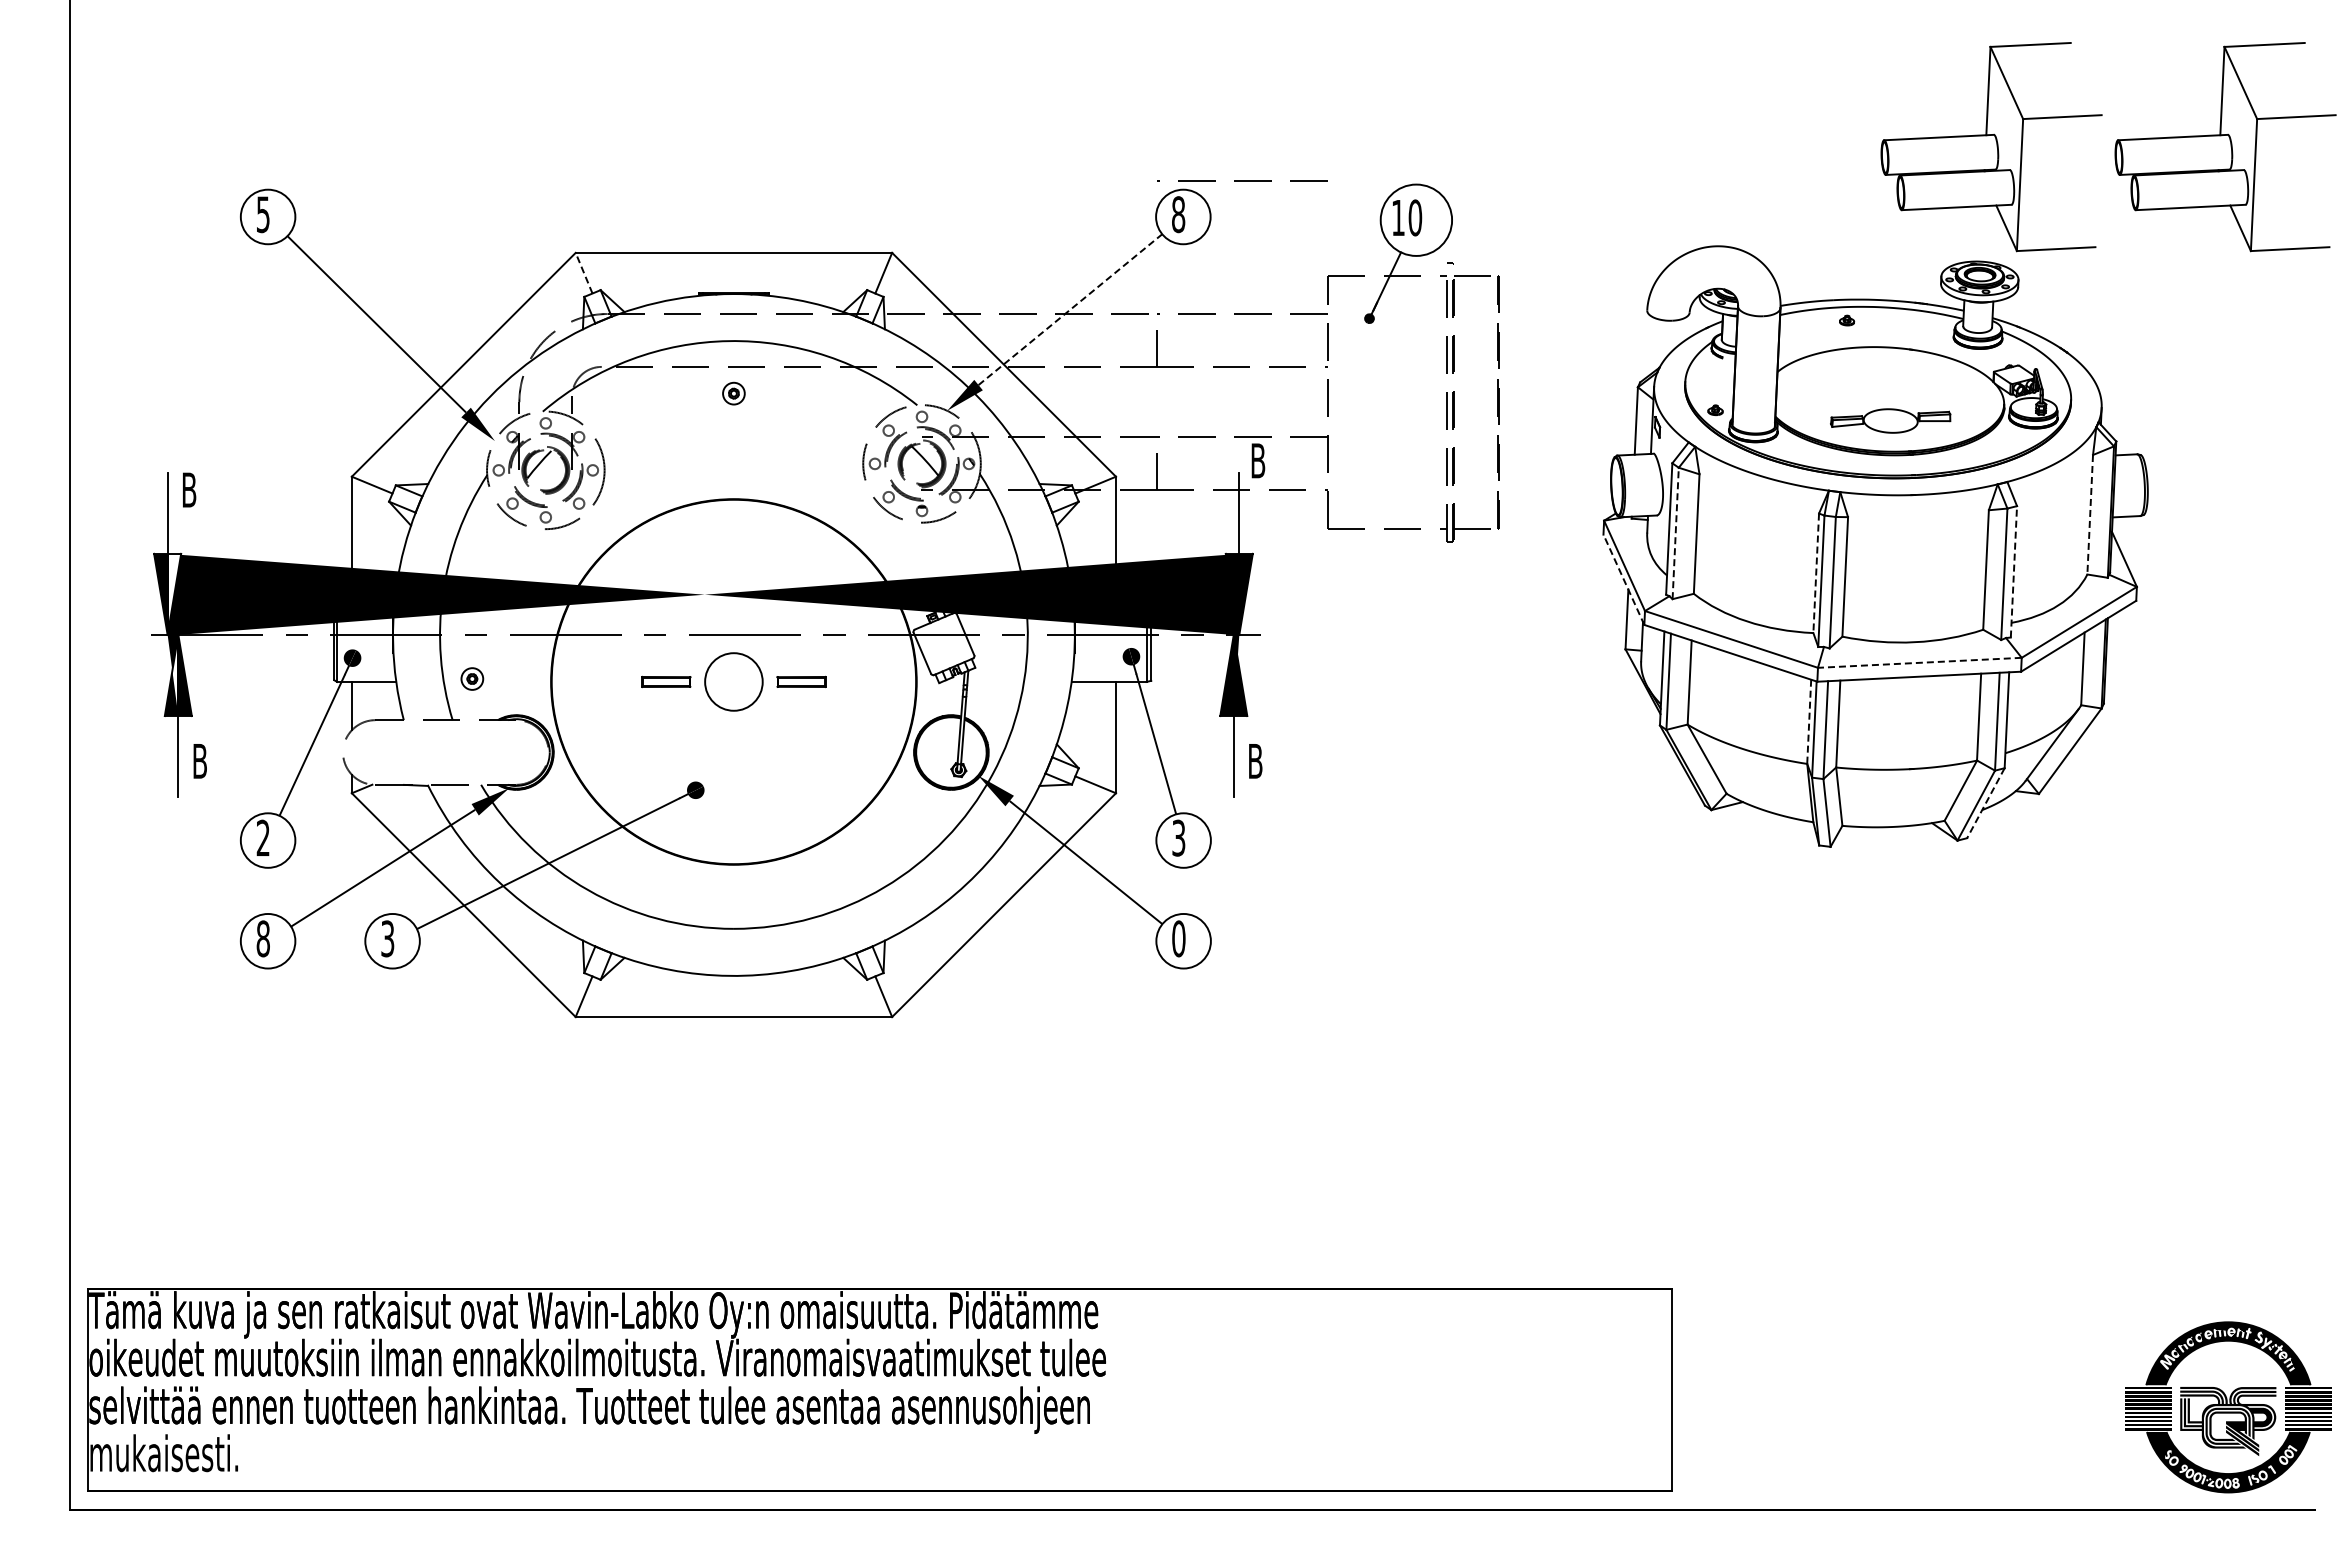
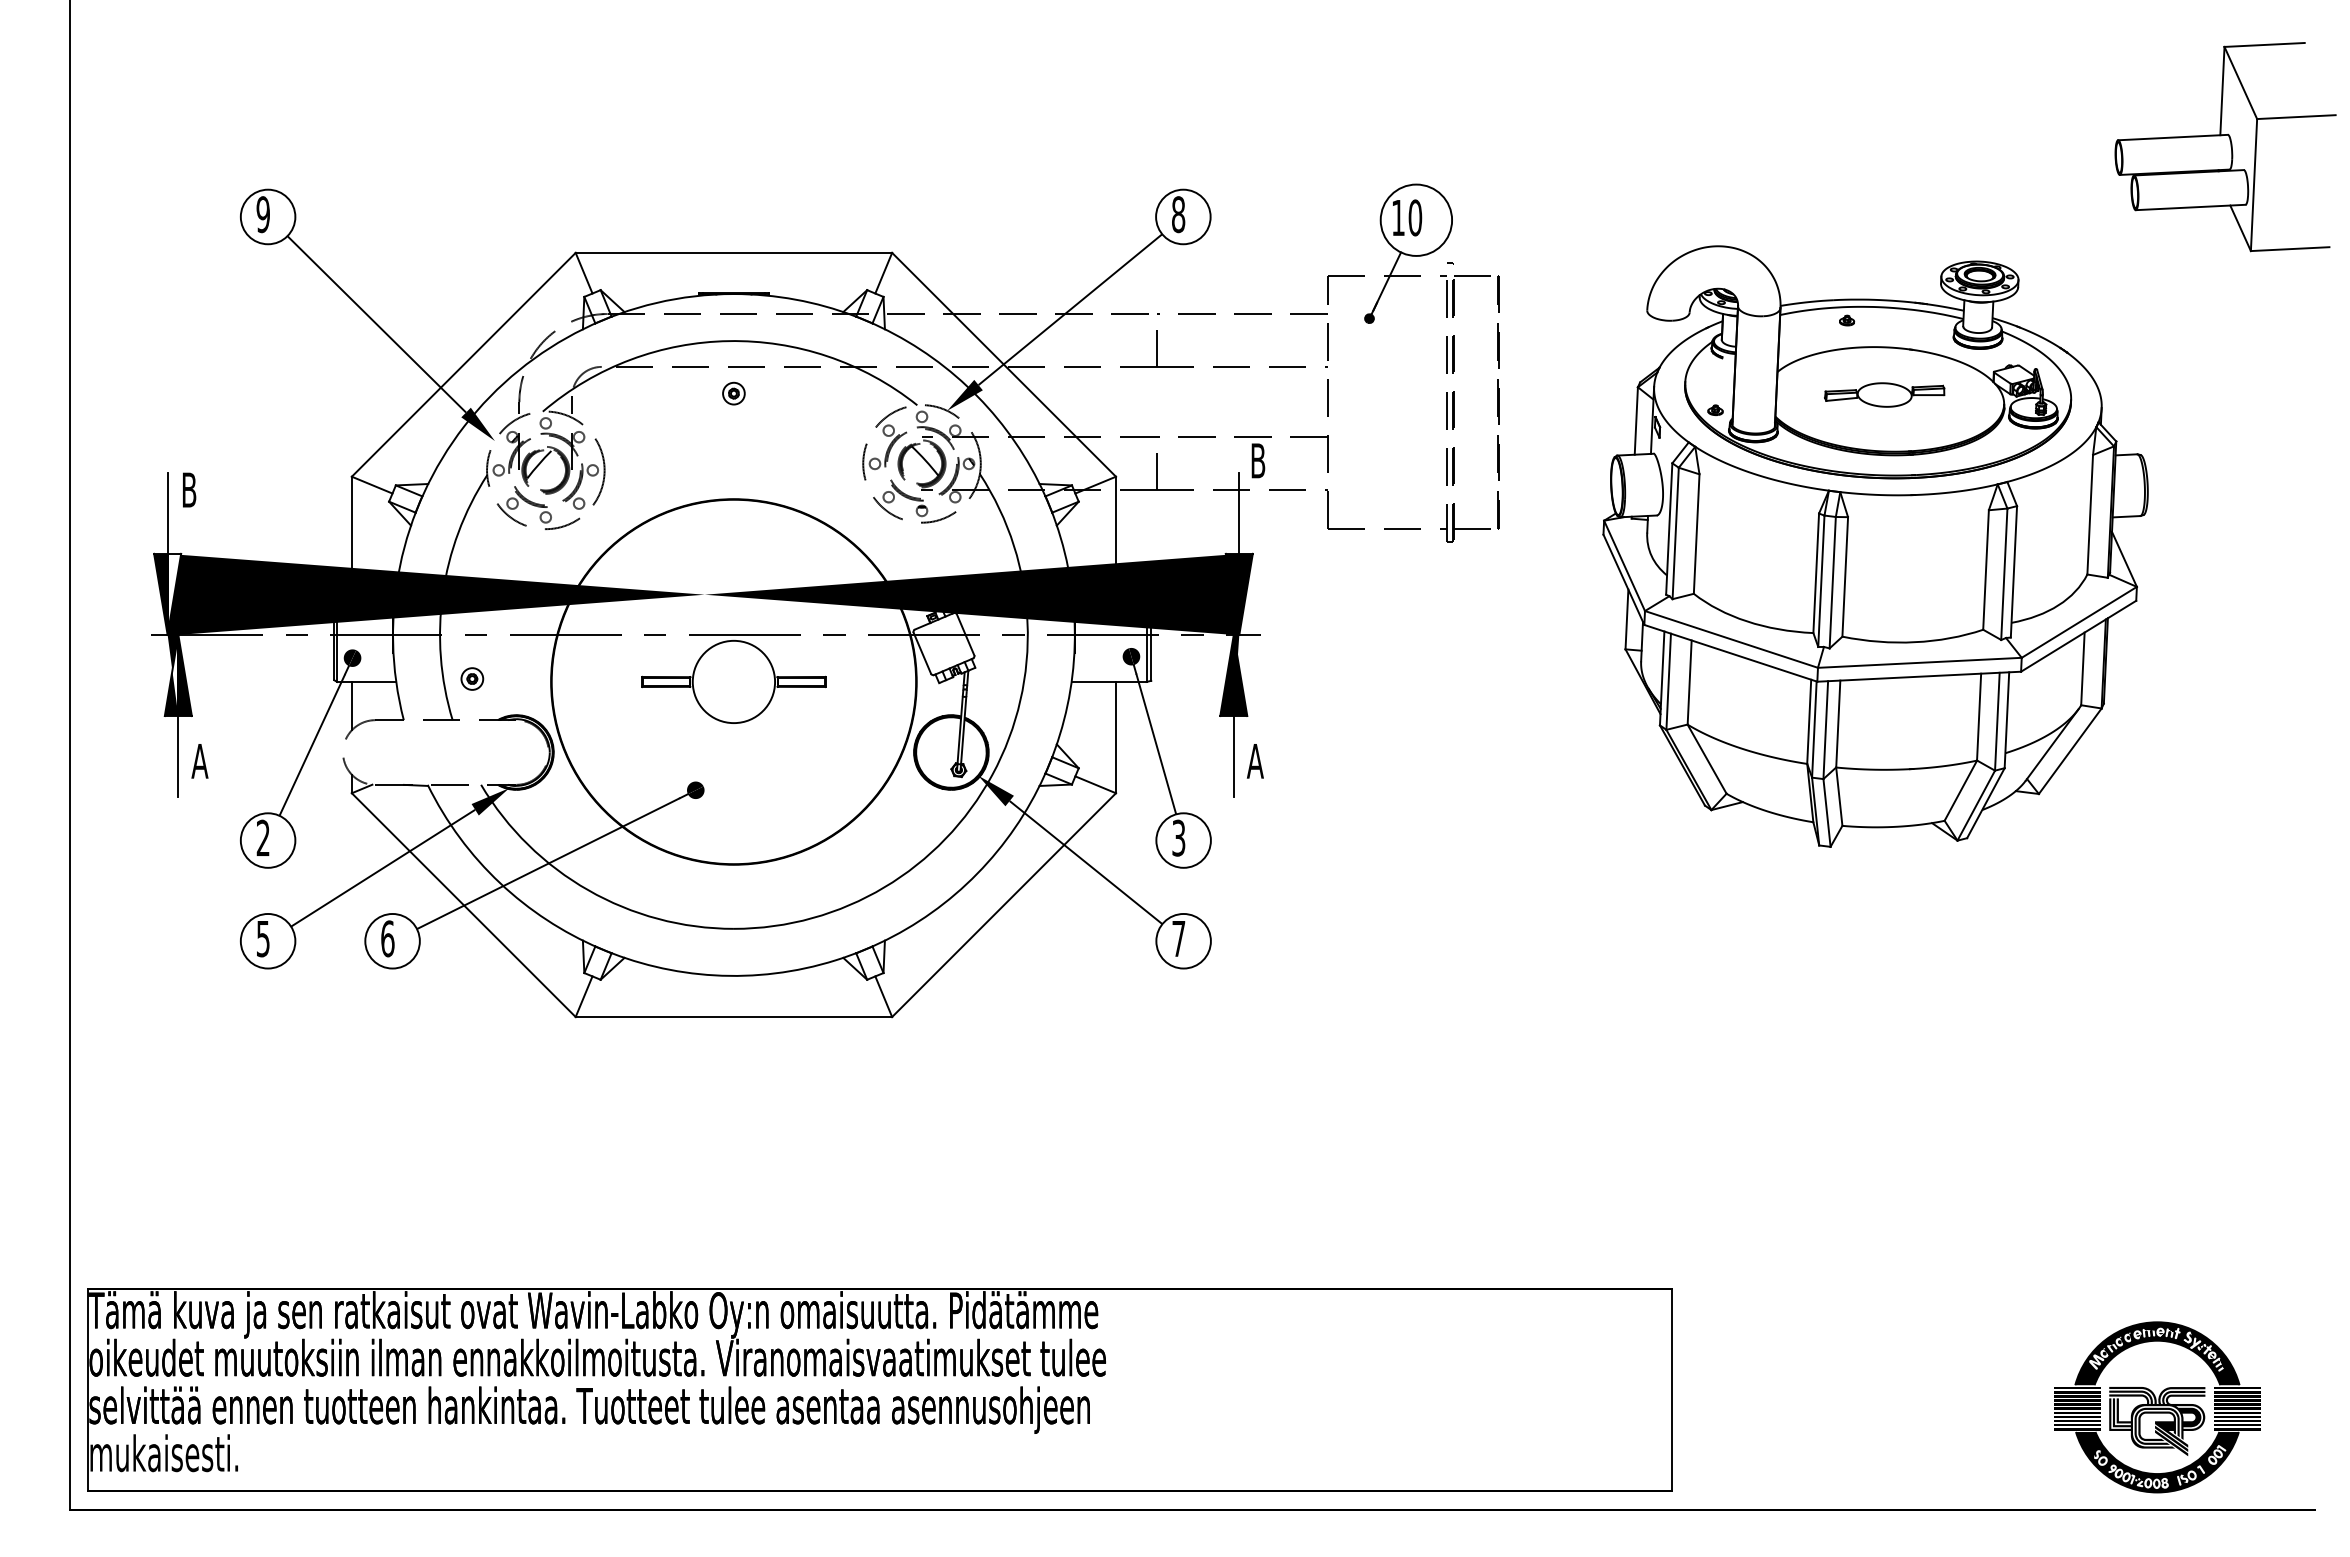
part: present -> none (1991, 147)
line: present -> none (1242, 180)
text: 5 -> 9 (262, 214)
line: dashed -> solid (584, 273)
line: dashed -> solid (1070, 309)
part position: (1890, 420) -> (1884, 394) (1884, 394)
line: dashed -> solid (2090, 514)
line: dashed -> solid (1675, 533)
line: dashed -> solid (2013, 571)
line: dashed -> solid (1816, 573)
line: dashed -> solid (1623, 579)
line: dashed -> solid (1919, 662)
circle diameter: 58 px -> 82 px (733, 681)
line: dashed -> solid (1809, 722)
text: B -> A (199, 761)
text: B -> A (1254, 761)
line: dashed -> solid (1985, 803)
text: 8 -> 5 (262, 938)
text: 3 -> 6 (387, 938)
text: 0 -> 7 (1178, 938)
part position: (2228, 1407) -> (2157, 1407) (2157, 1407)
